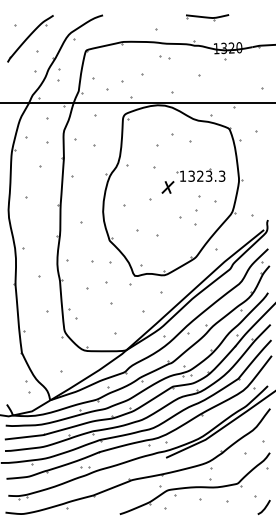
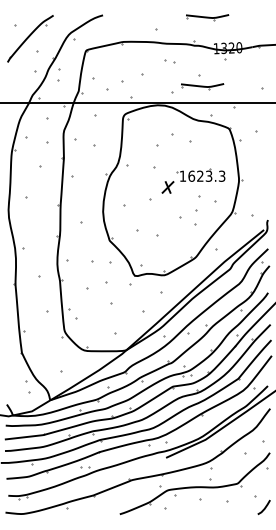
part position: (164, 57) -> (169, 61) (169, 61)
part: none -> present (202, 86)
text: 1323.3 -> 1623.3 (191, 175)
